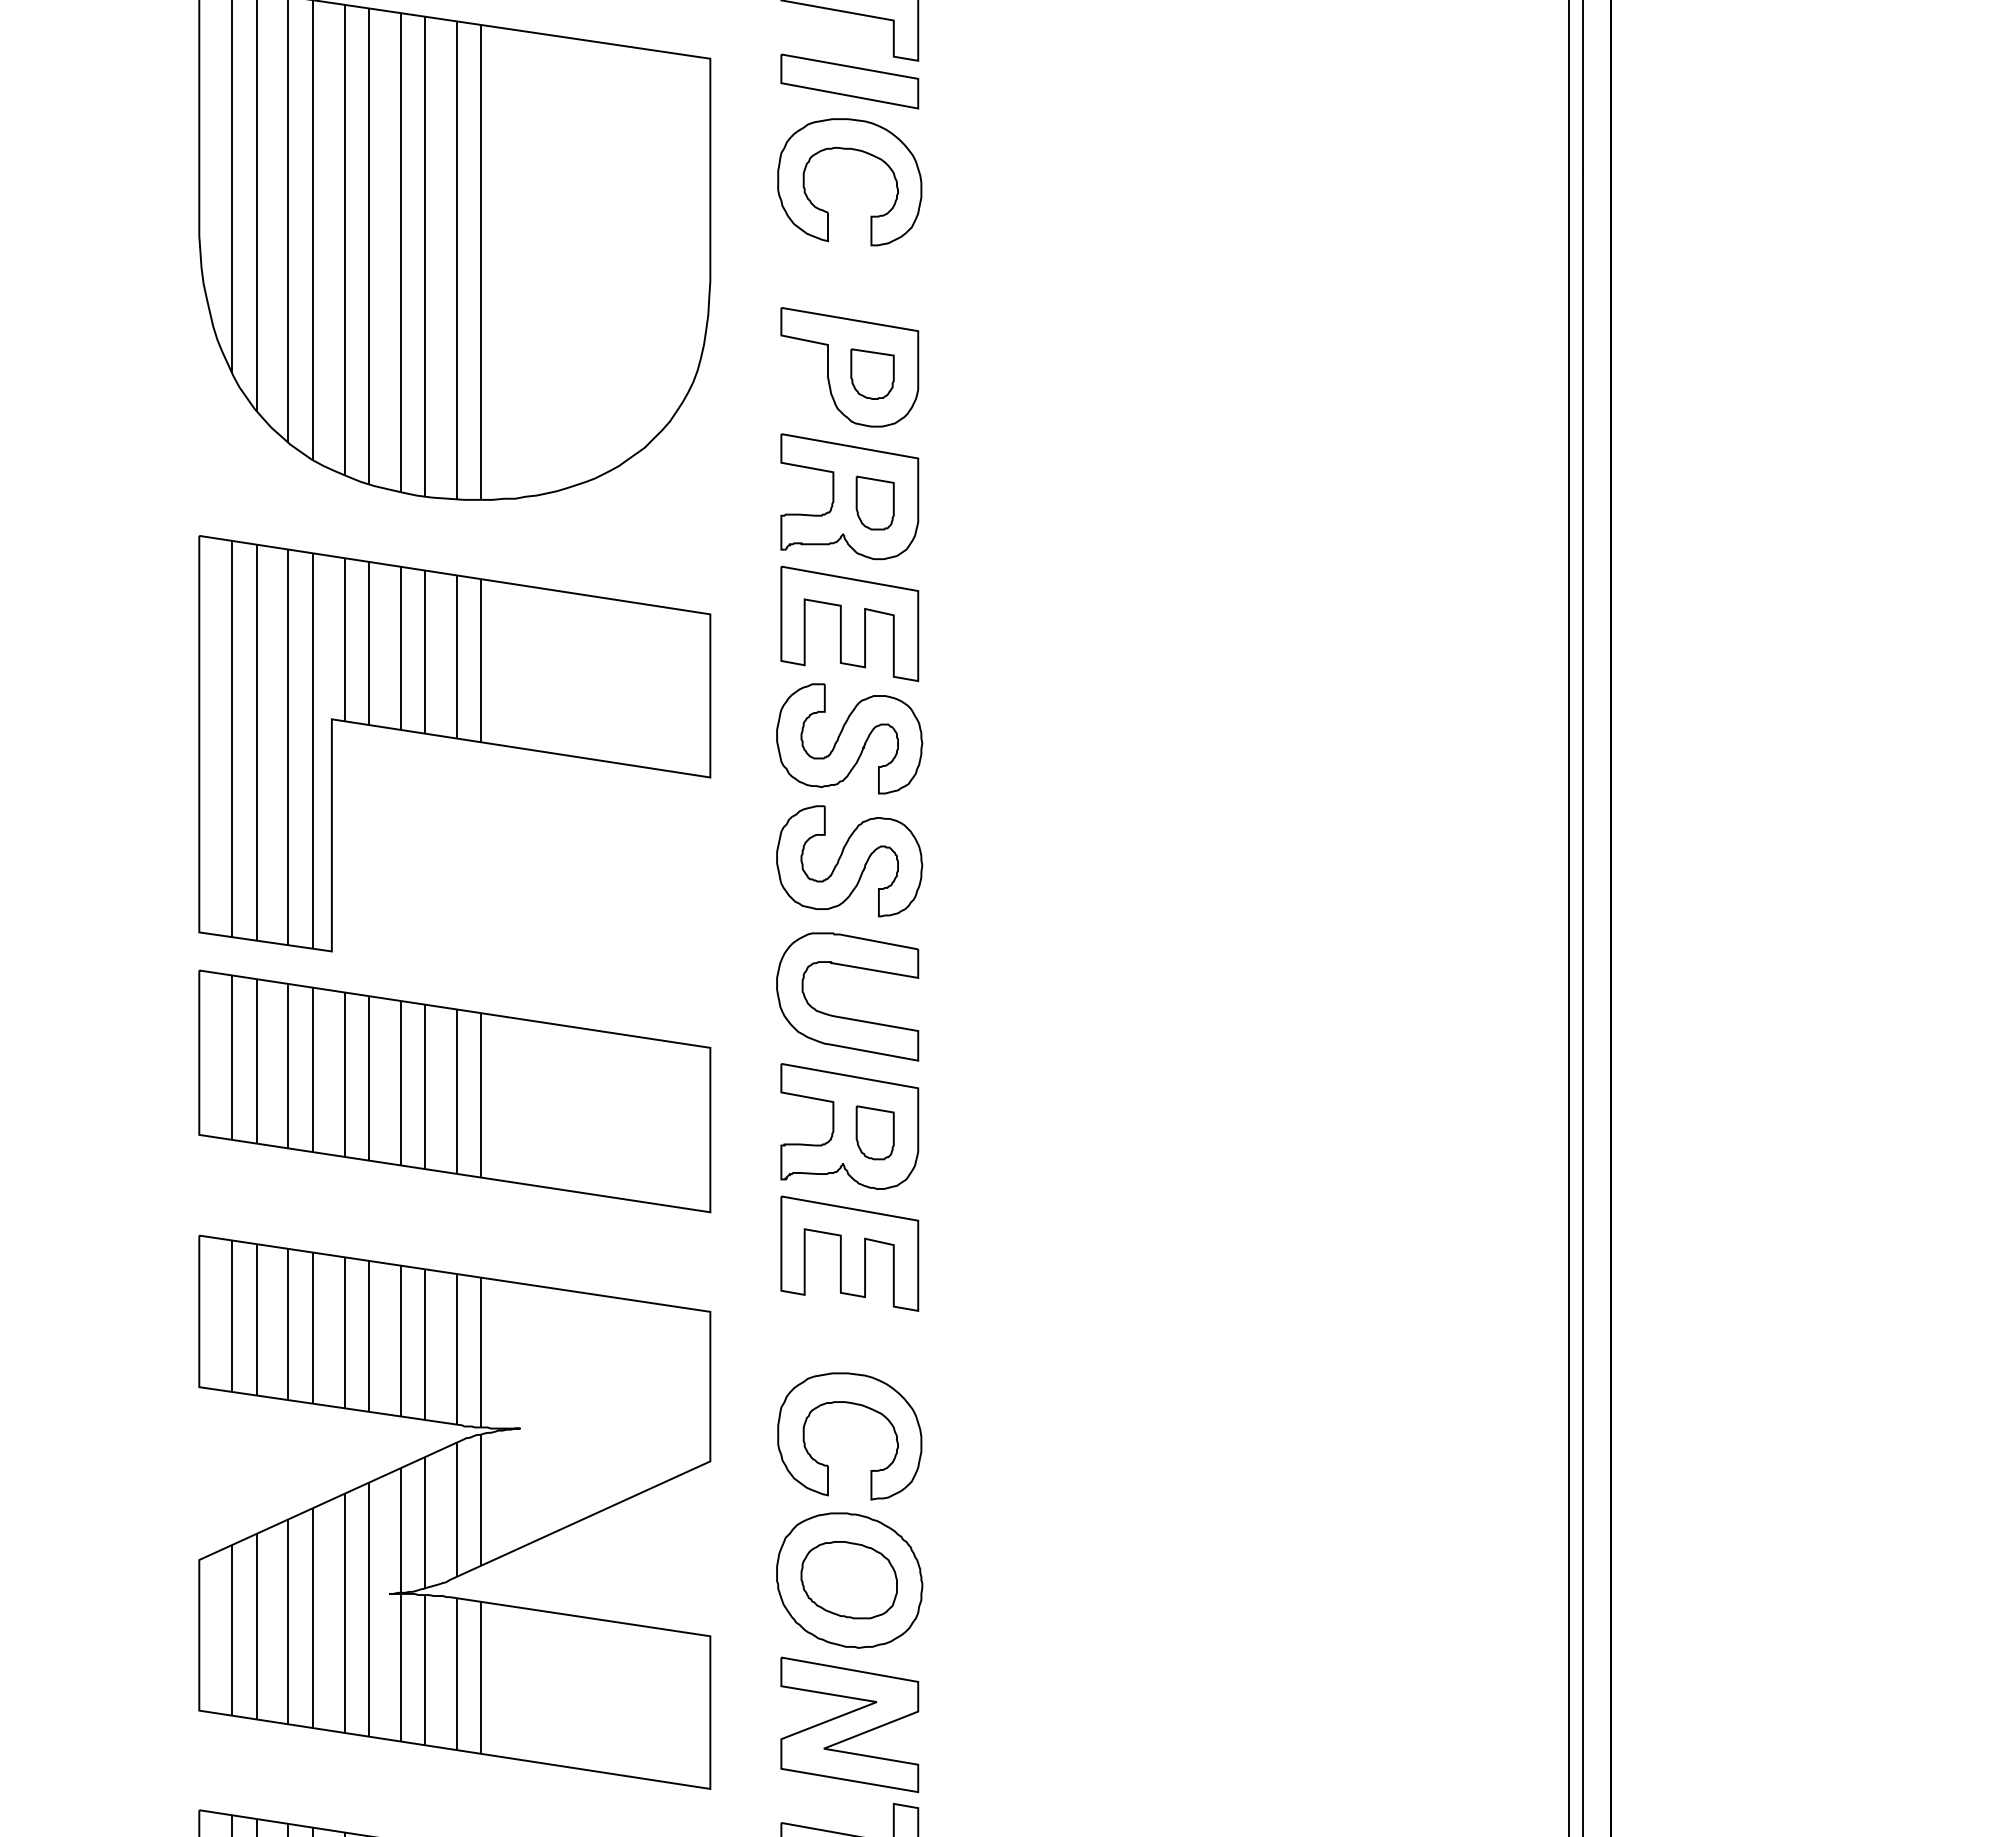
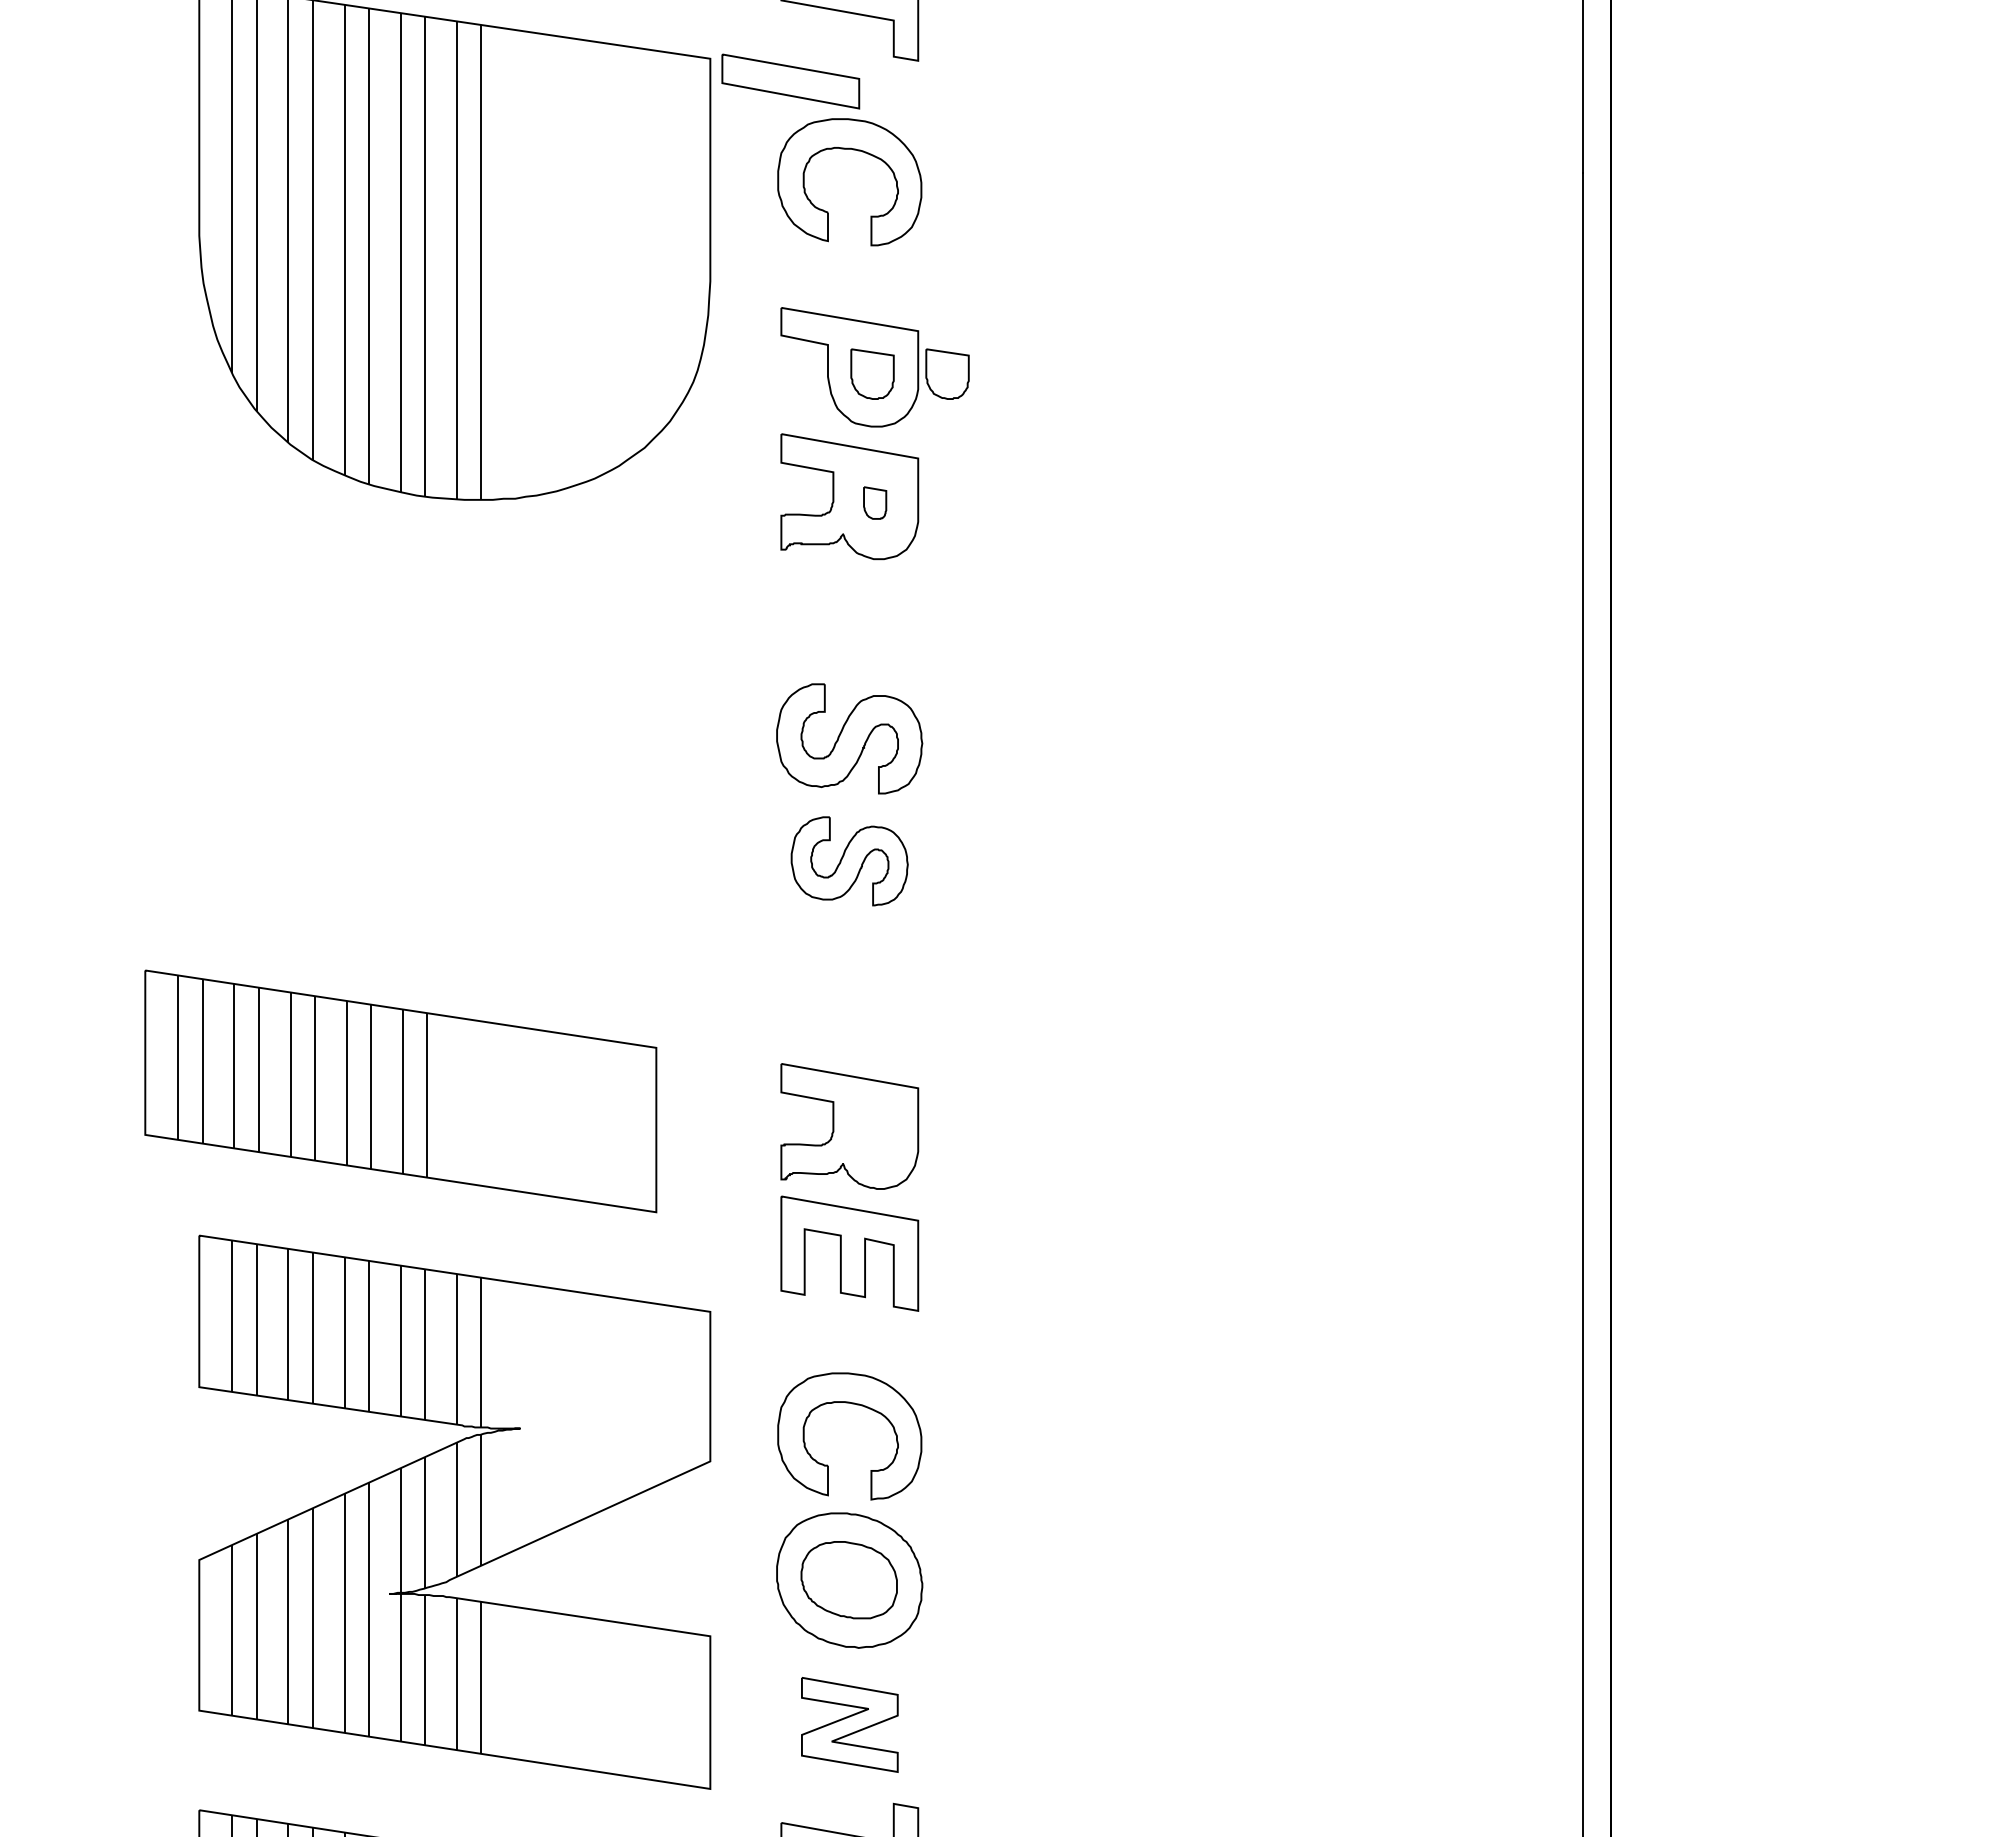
part position: (849, 81) -> (790, 81) (790, 81)
part: none -> present (947, 373)
part size: 40x56 px -> 25x34 px (875, 502)
part: present -> none (849, 623)
part: present -> none (454, 743)
part size: 148x113 px -> 119x91 px (849, 861)
line: present -> none (1568, 917)
part: present -> none (842, 1016)
part position: (454, 1091) -> (400, 1091) (400, 1091)
part: present -> none (874, 1132)
part size: 140x138 px -> 98x96 px (849, 1724)
